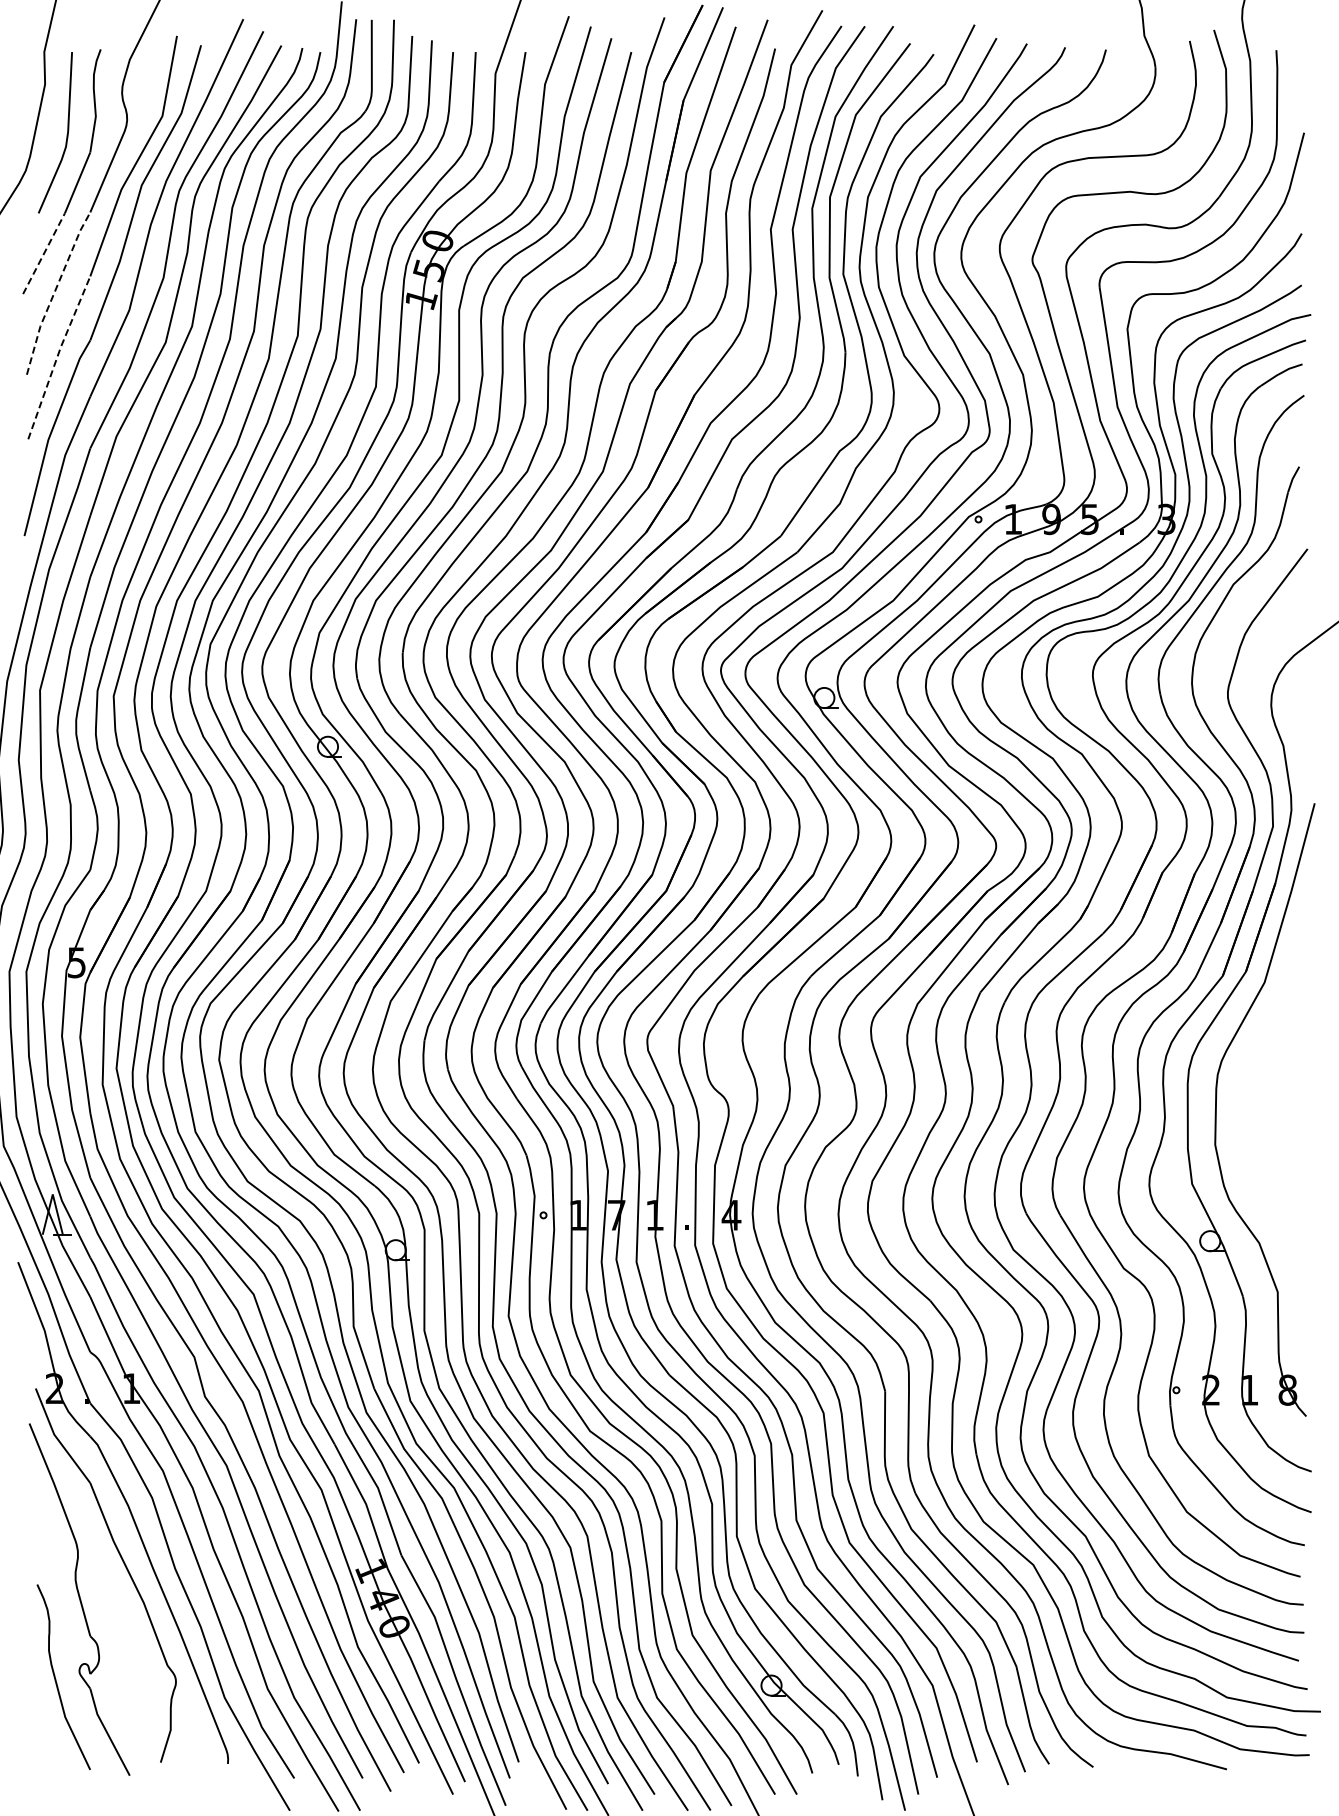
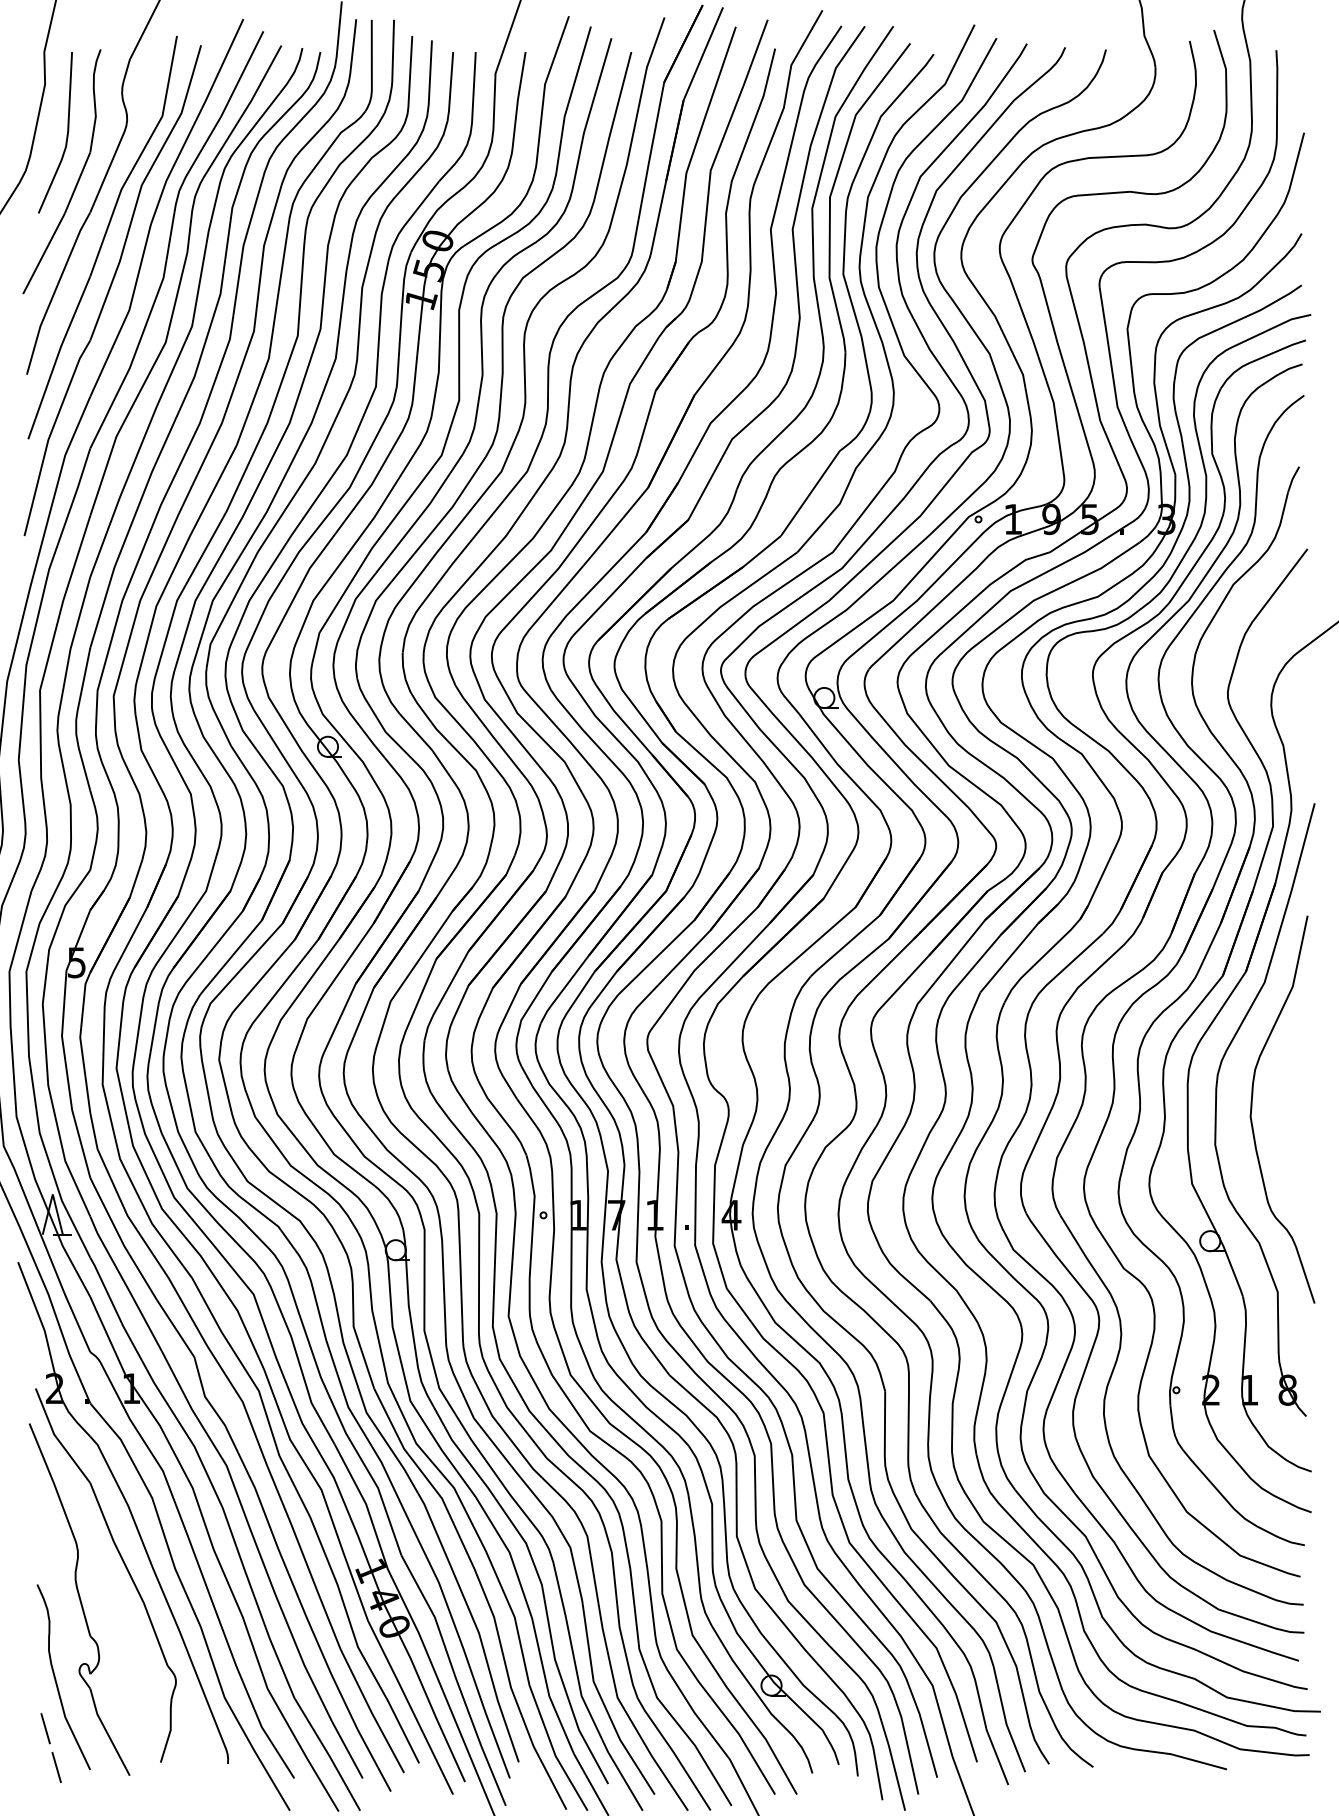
line: dashed -> solid (44, 253)
line: dashed -> solid (54, 292)
line: dashed -> solid (57, 356)
curve: none -> present (1252, 1109)
line: none -> present (45, 1728)
line: none -> present (56, 1767)
